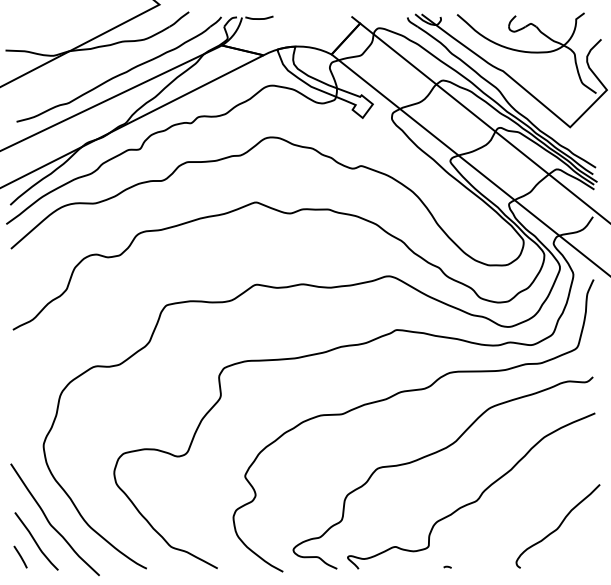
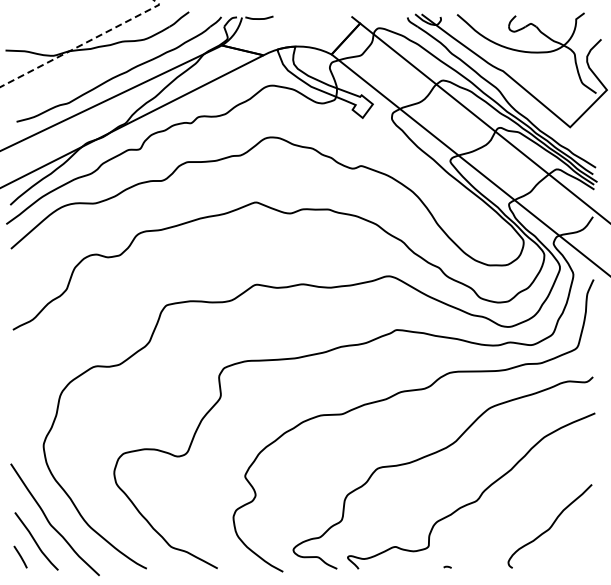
line: solid -> dashed (83, 44)
curve position: (558, 526) -> (550, 526) (550, 526)
